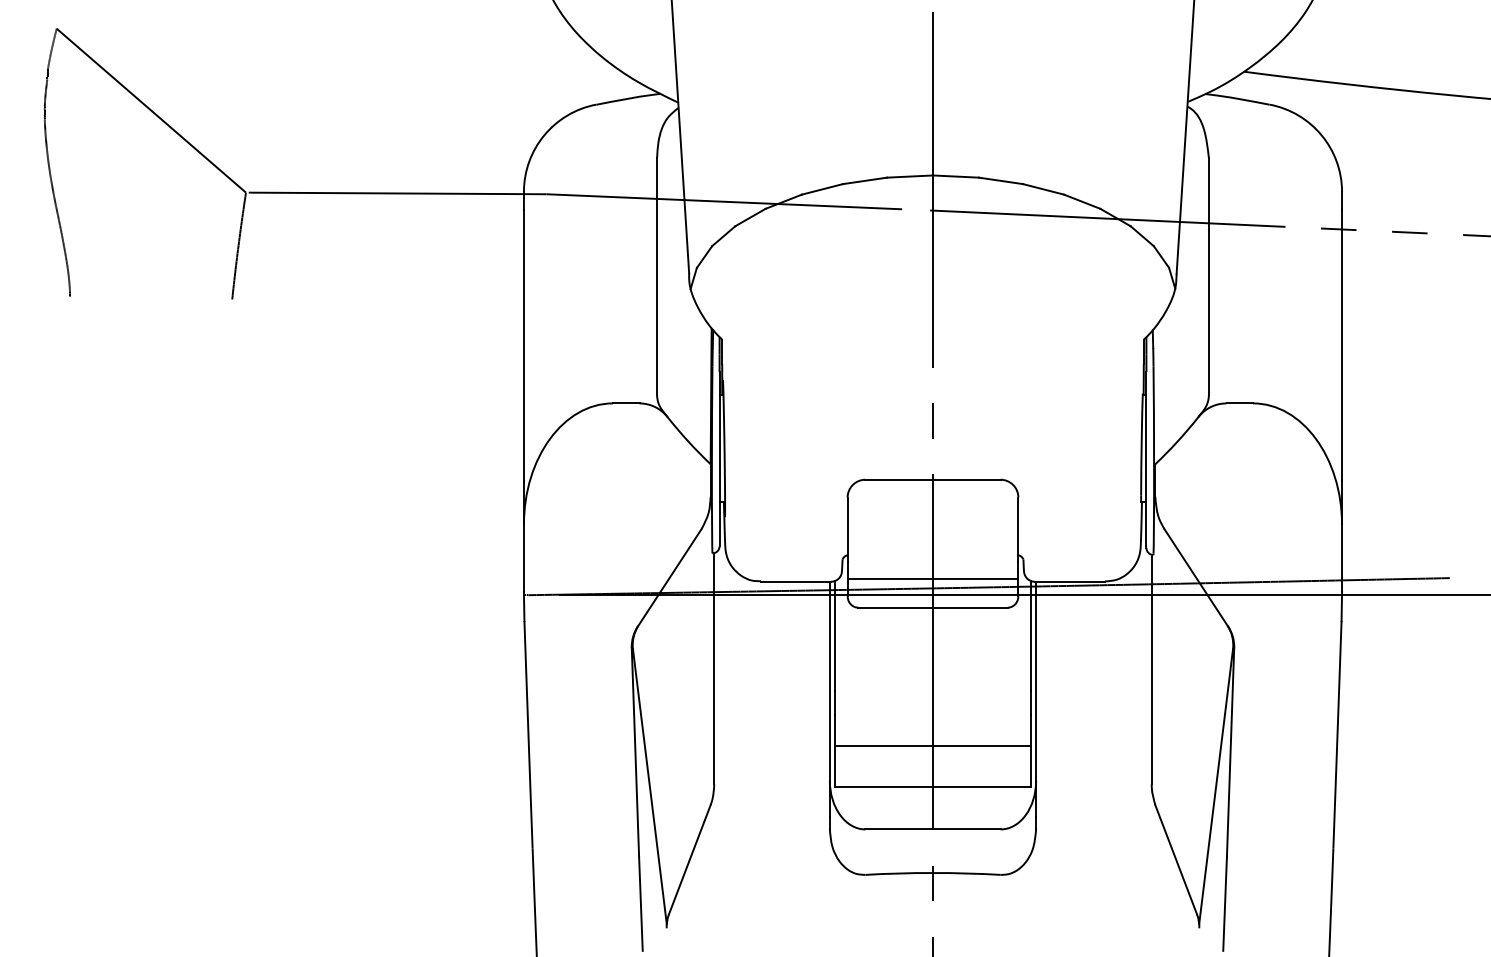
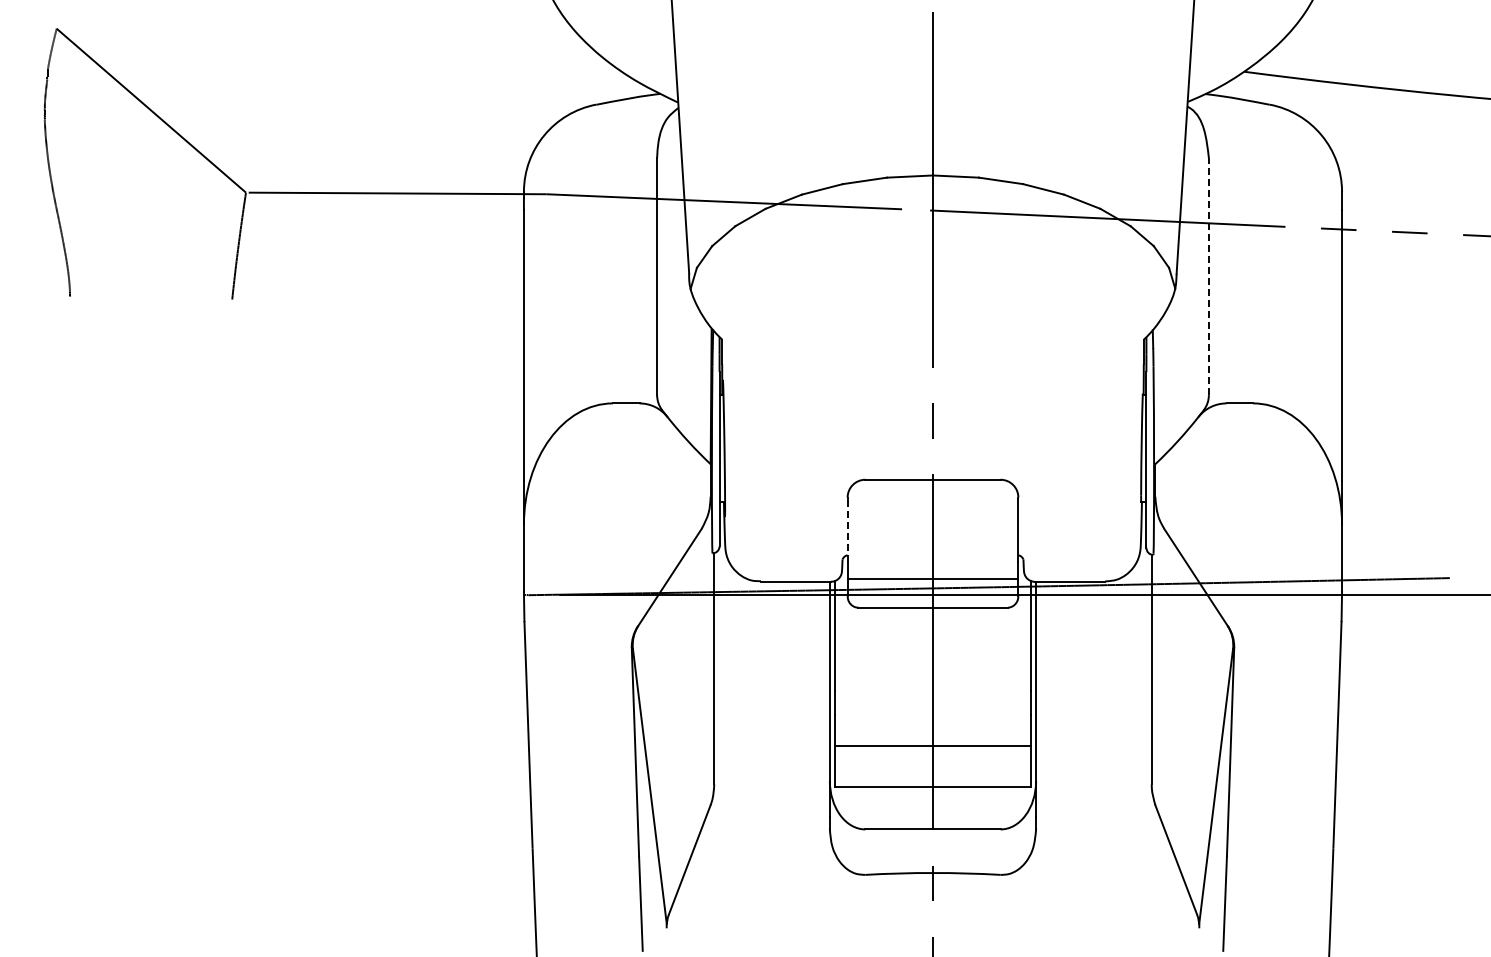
line: solid -> dashed (1208, 276)
line: solid -> dashed (847, 529)
